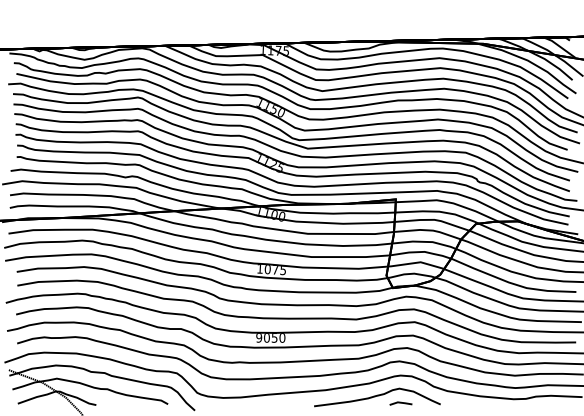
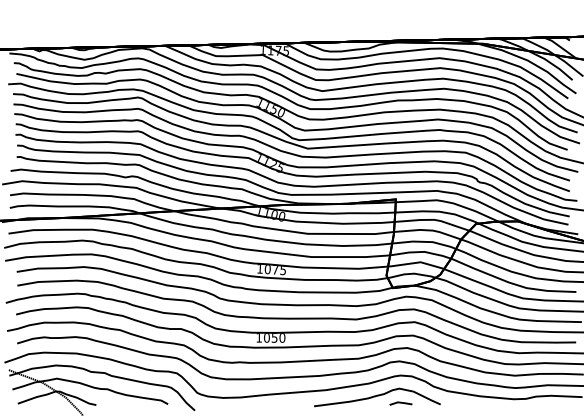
text: 9050 -> 1050 (259, 337)
